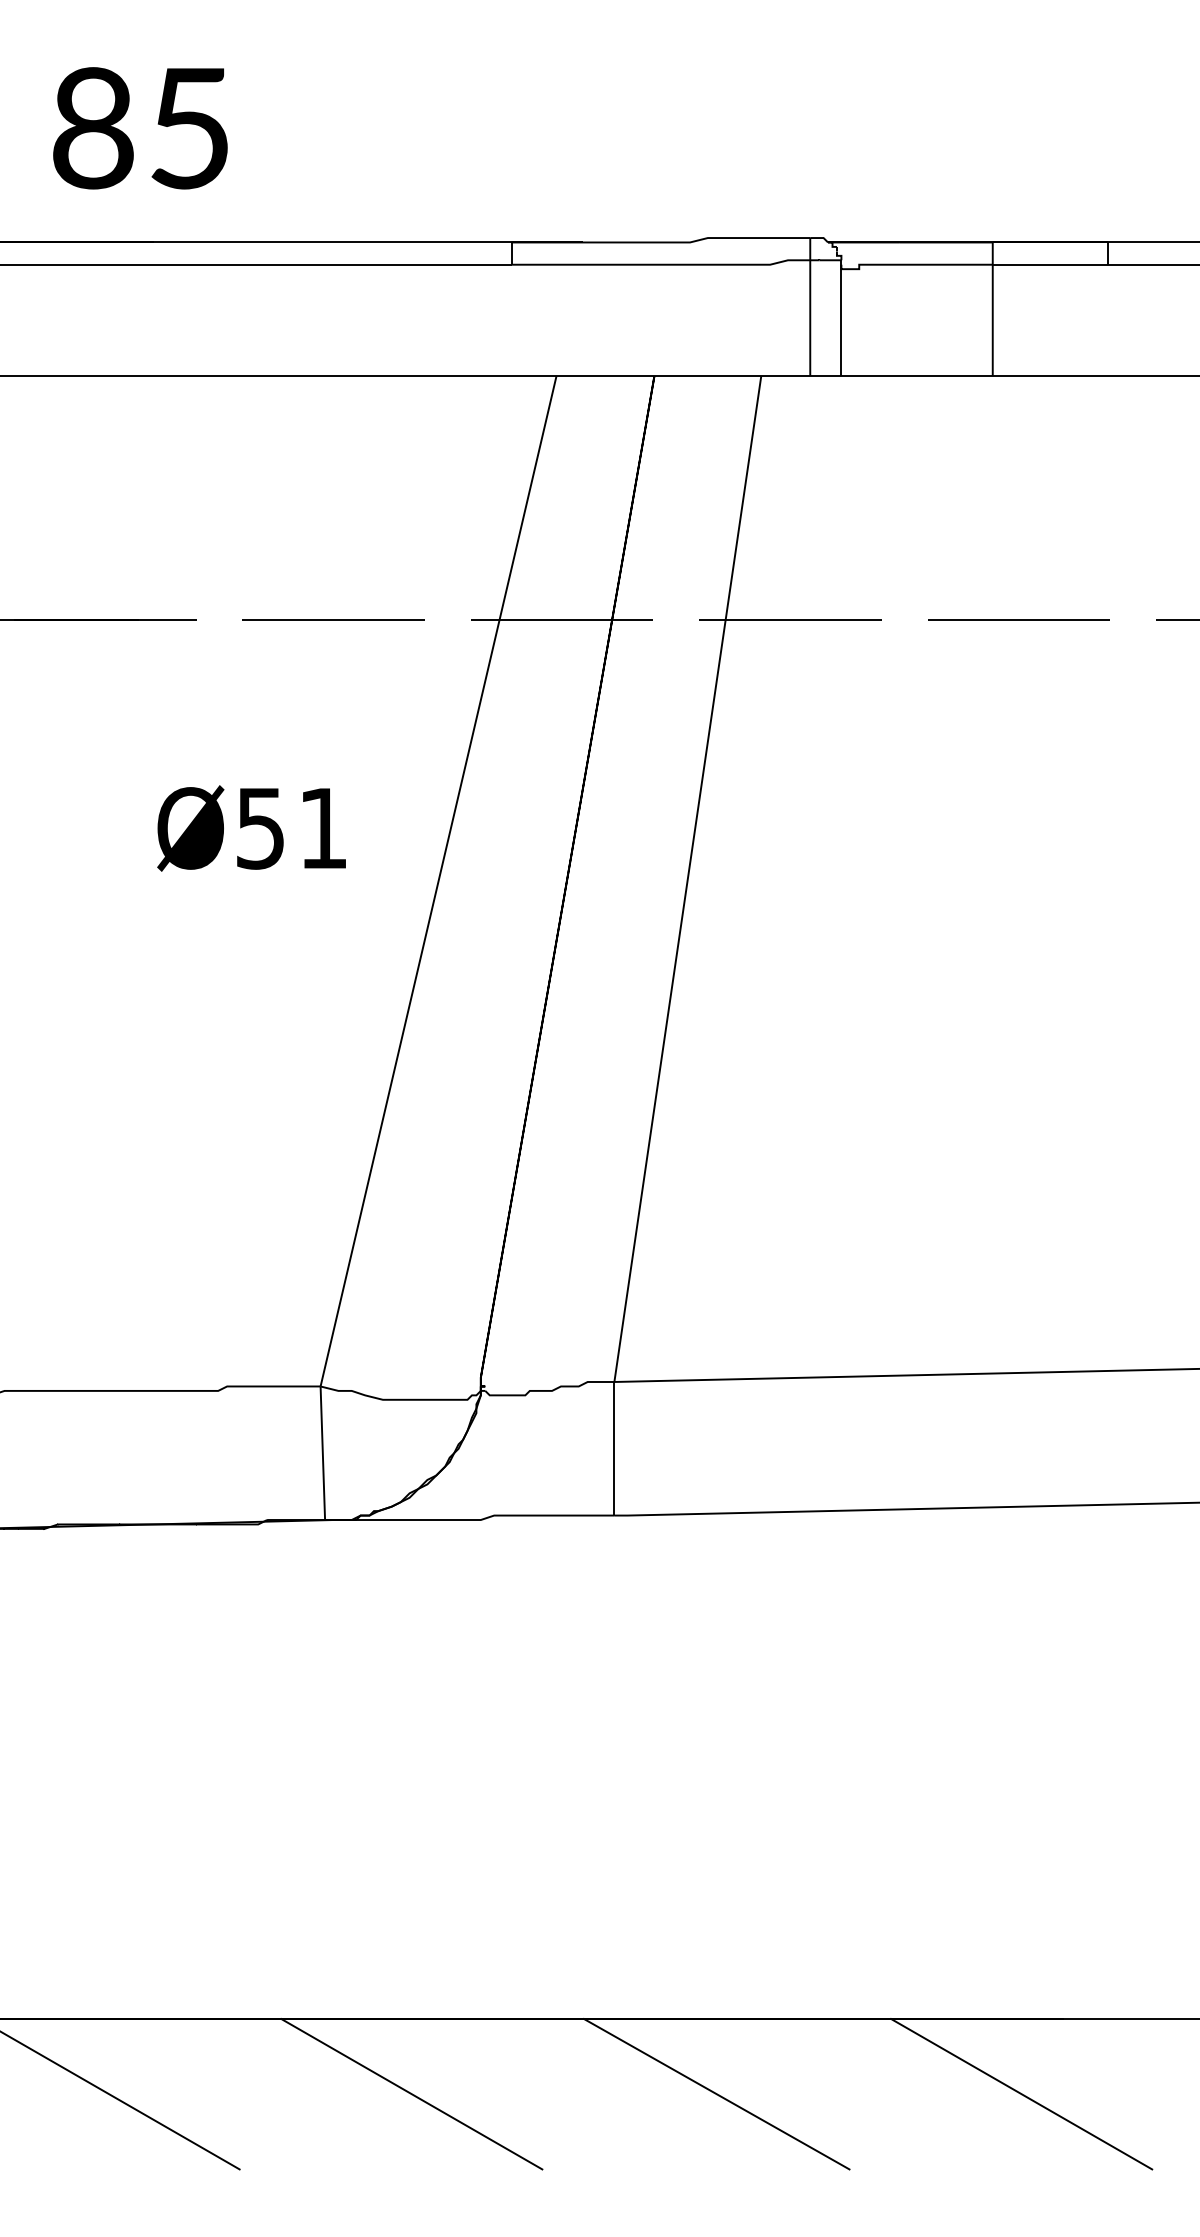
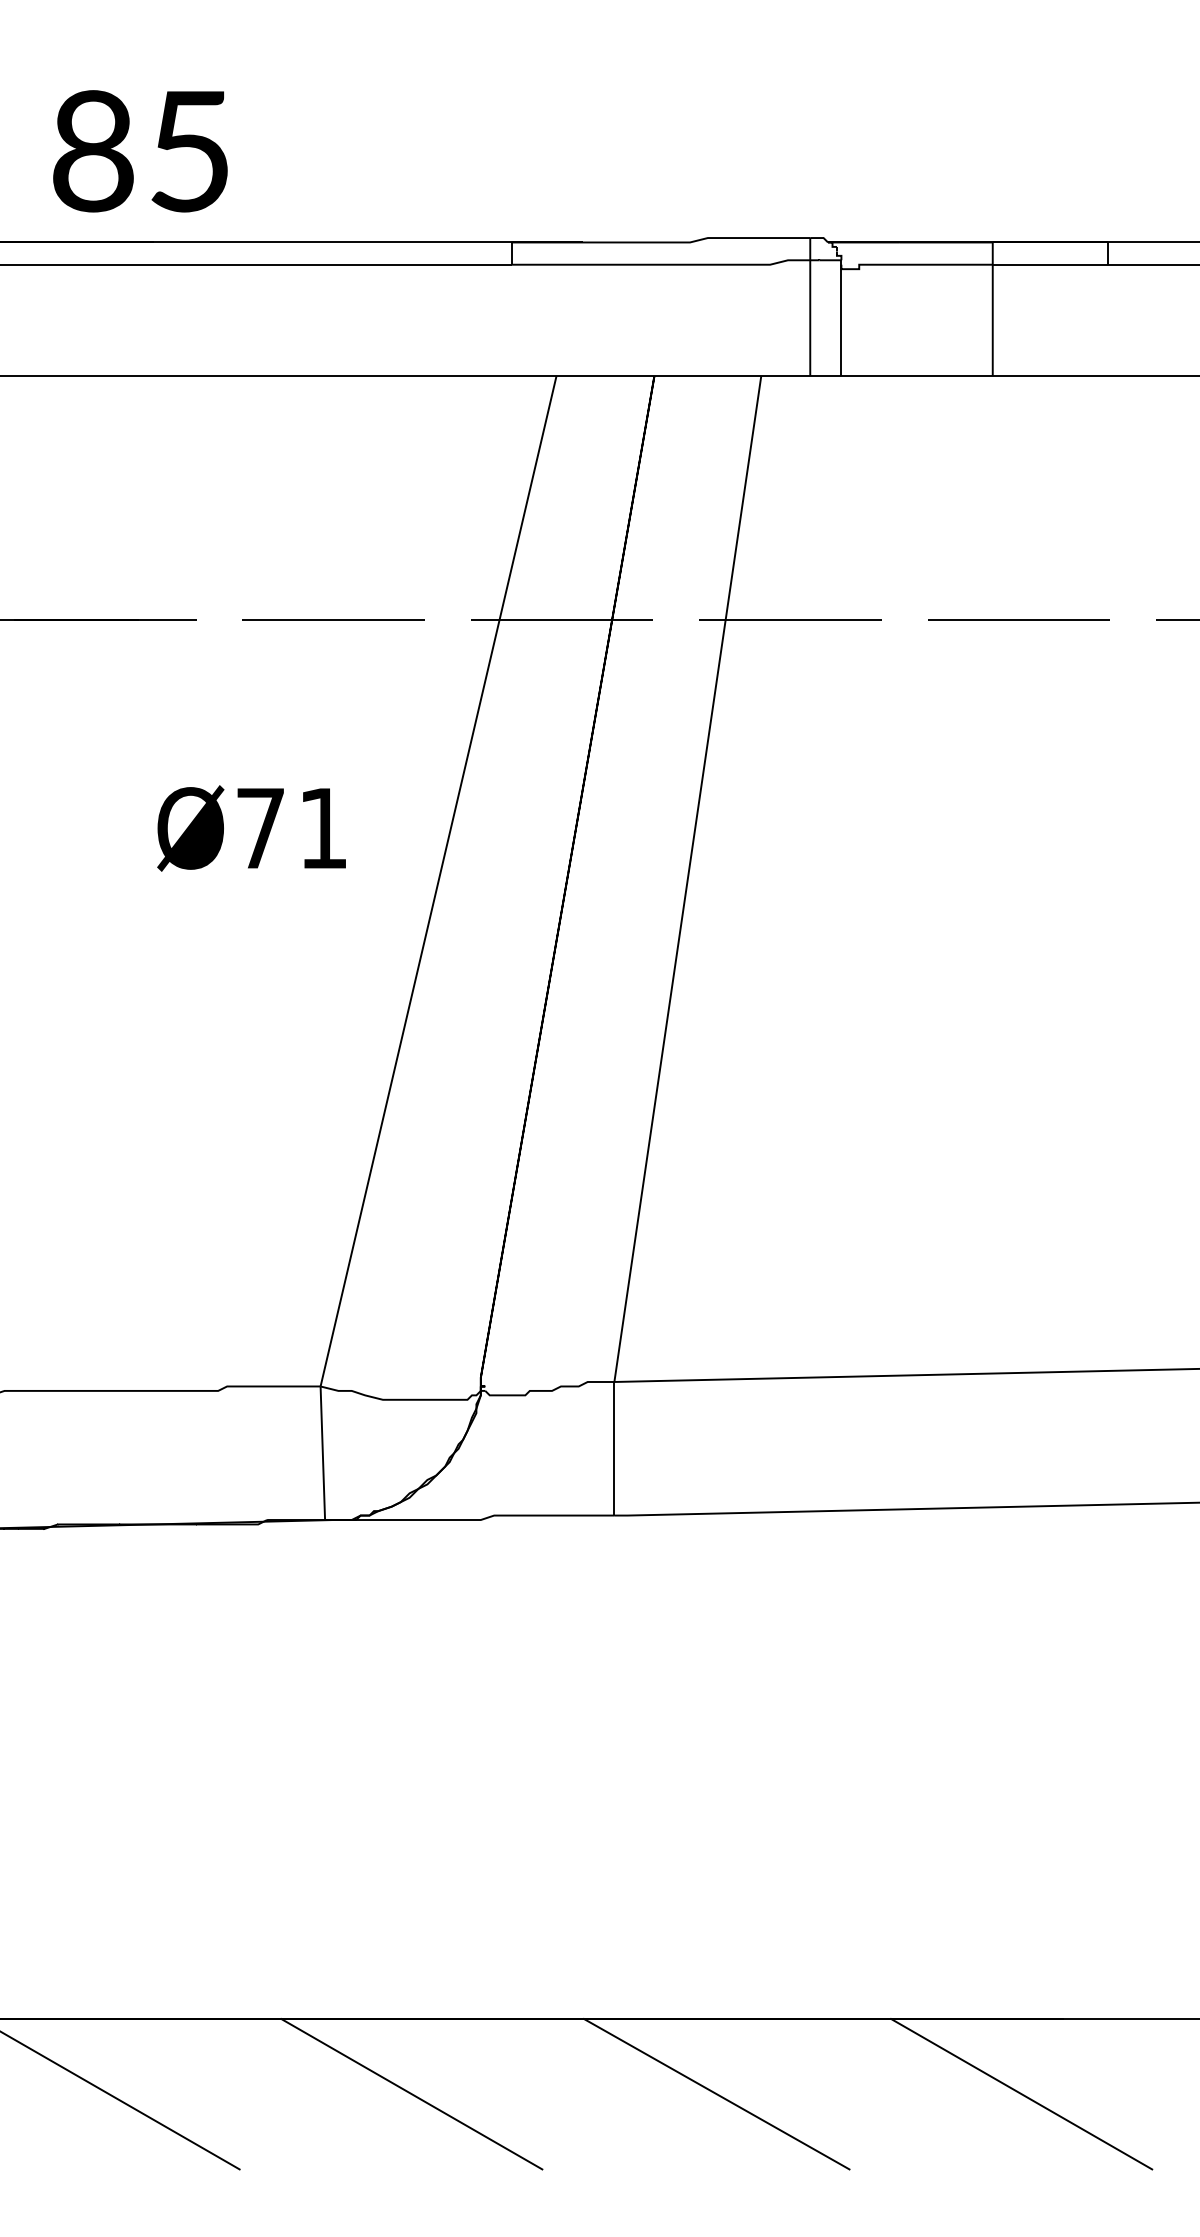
text position: (140, 128) -> (140, 151) (140, 151)
text: Ø51 -> Ø71 (260, 828)
